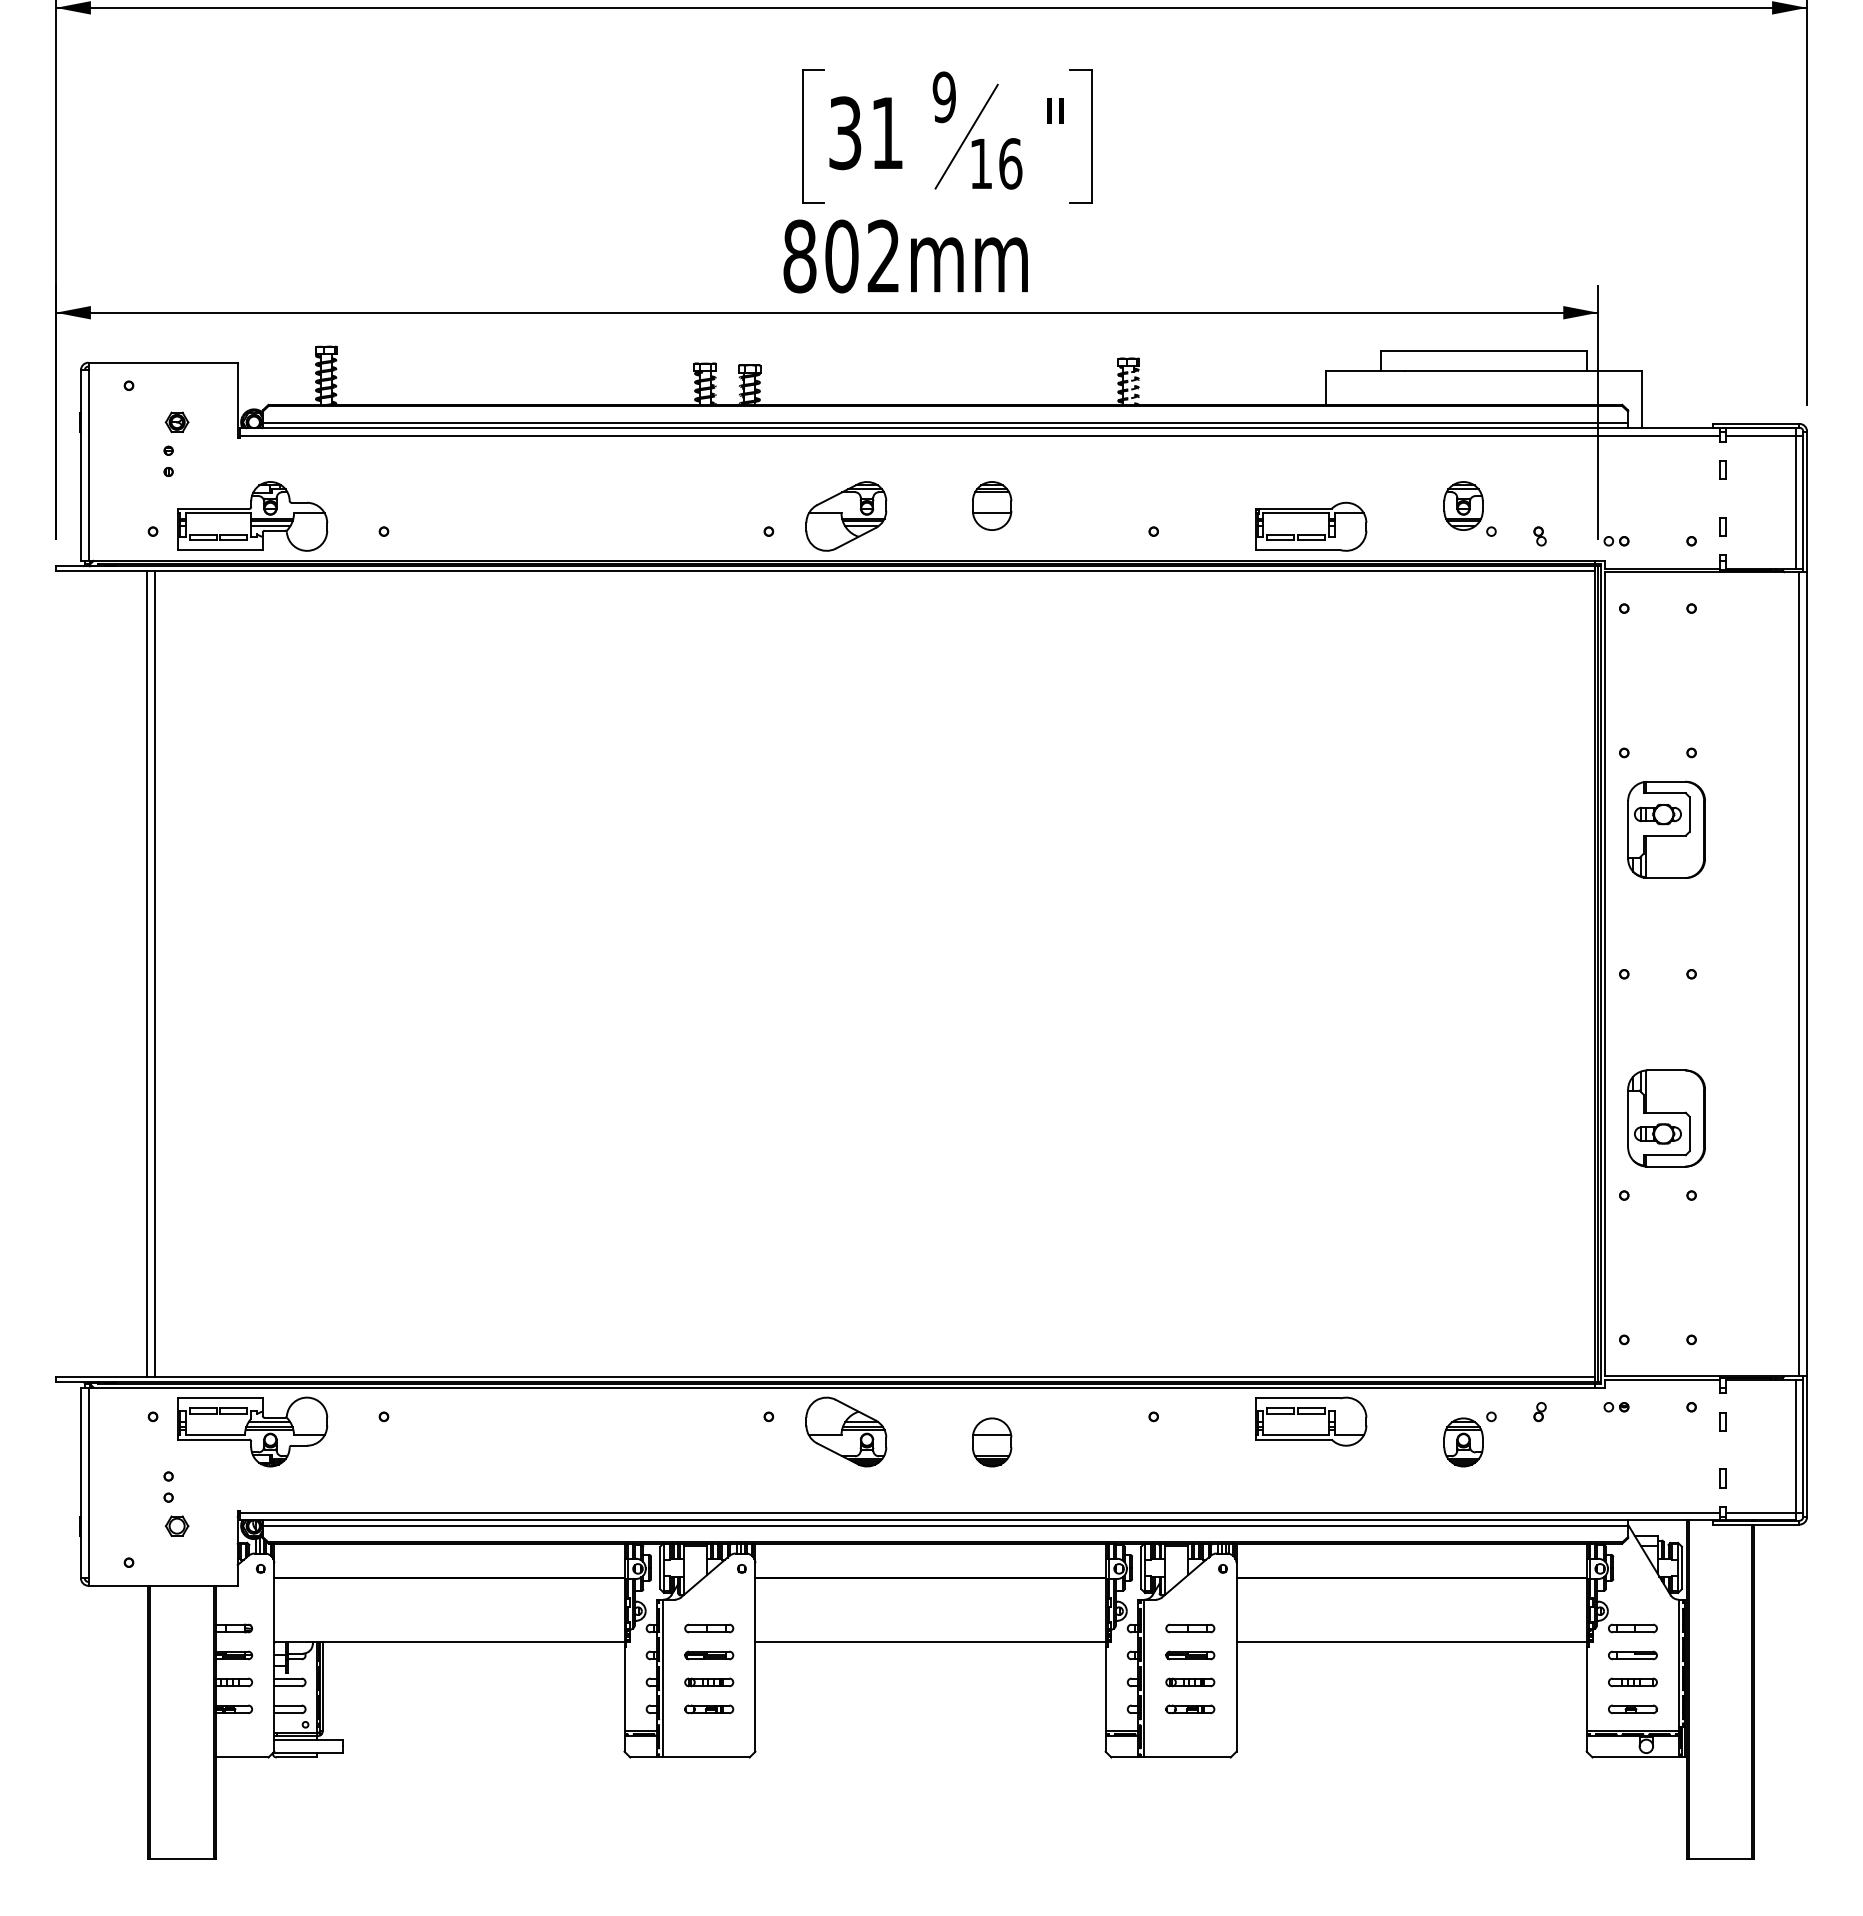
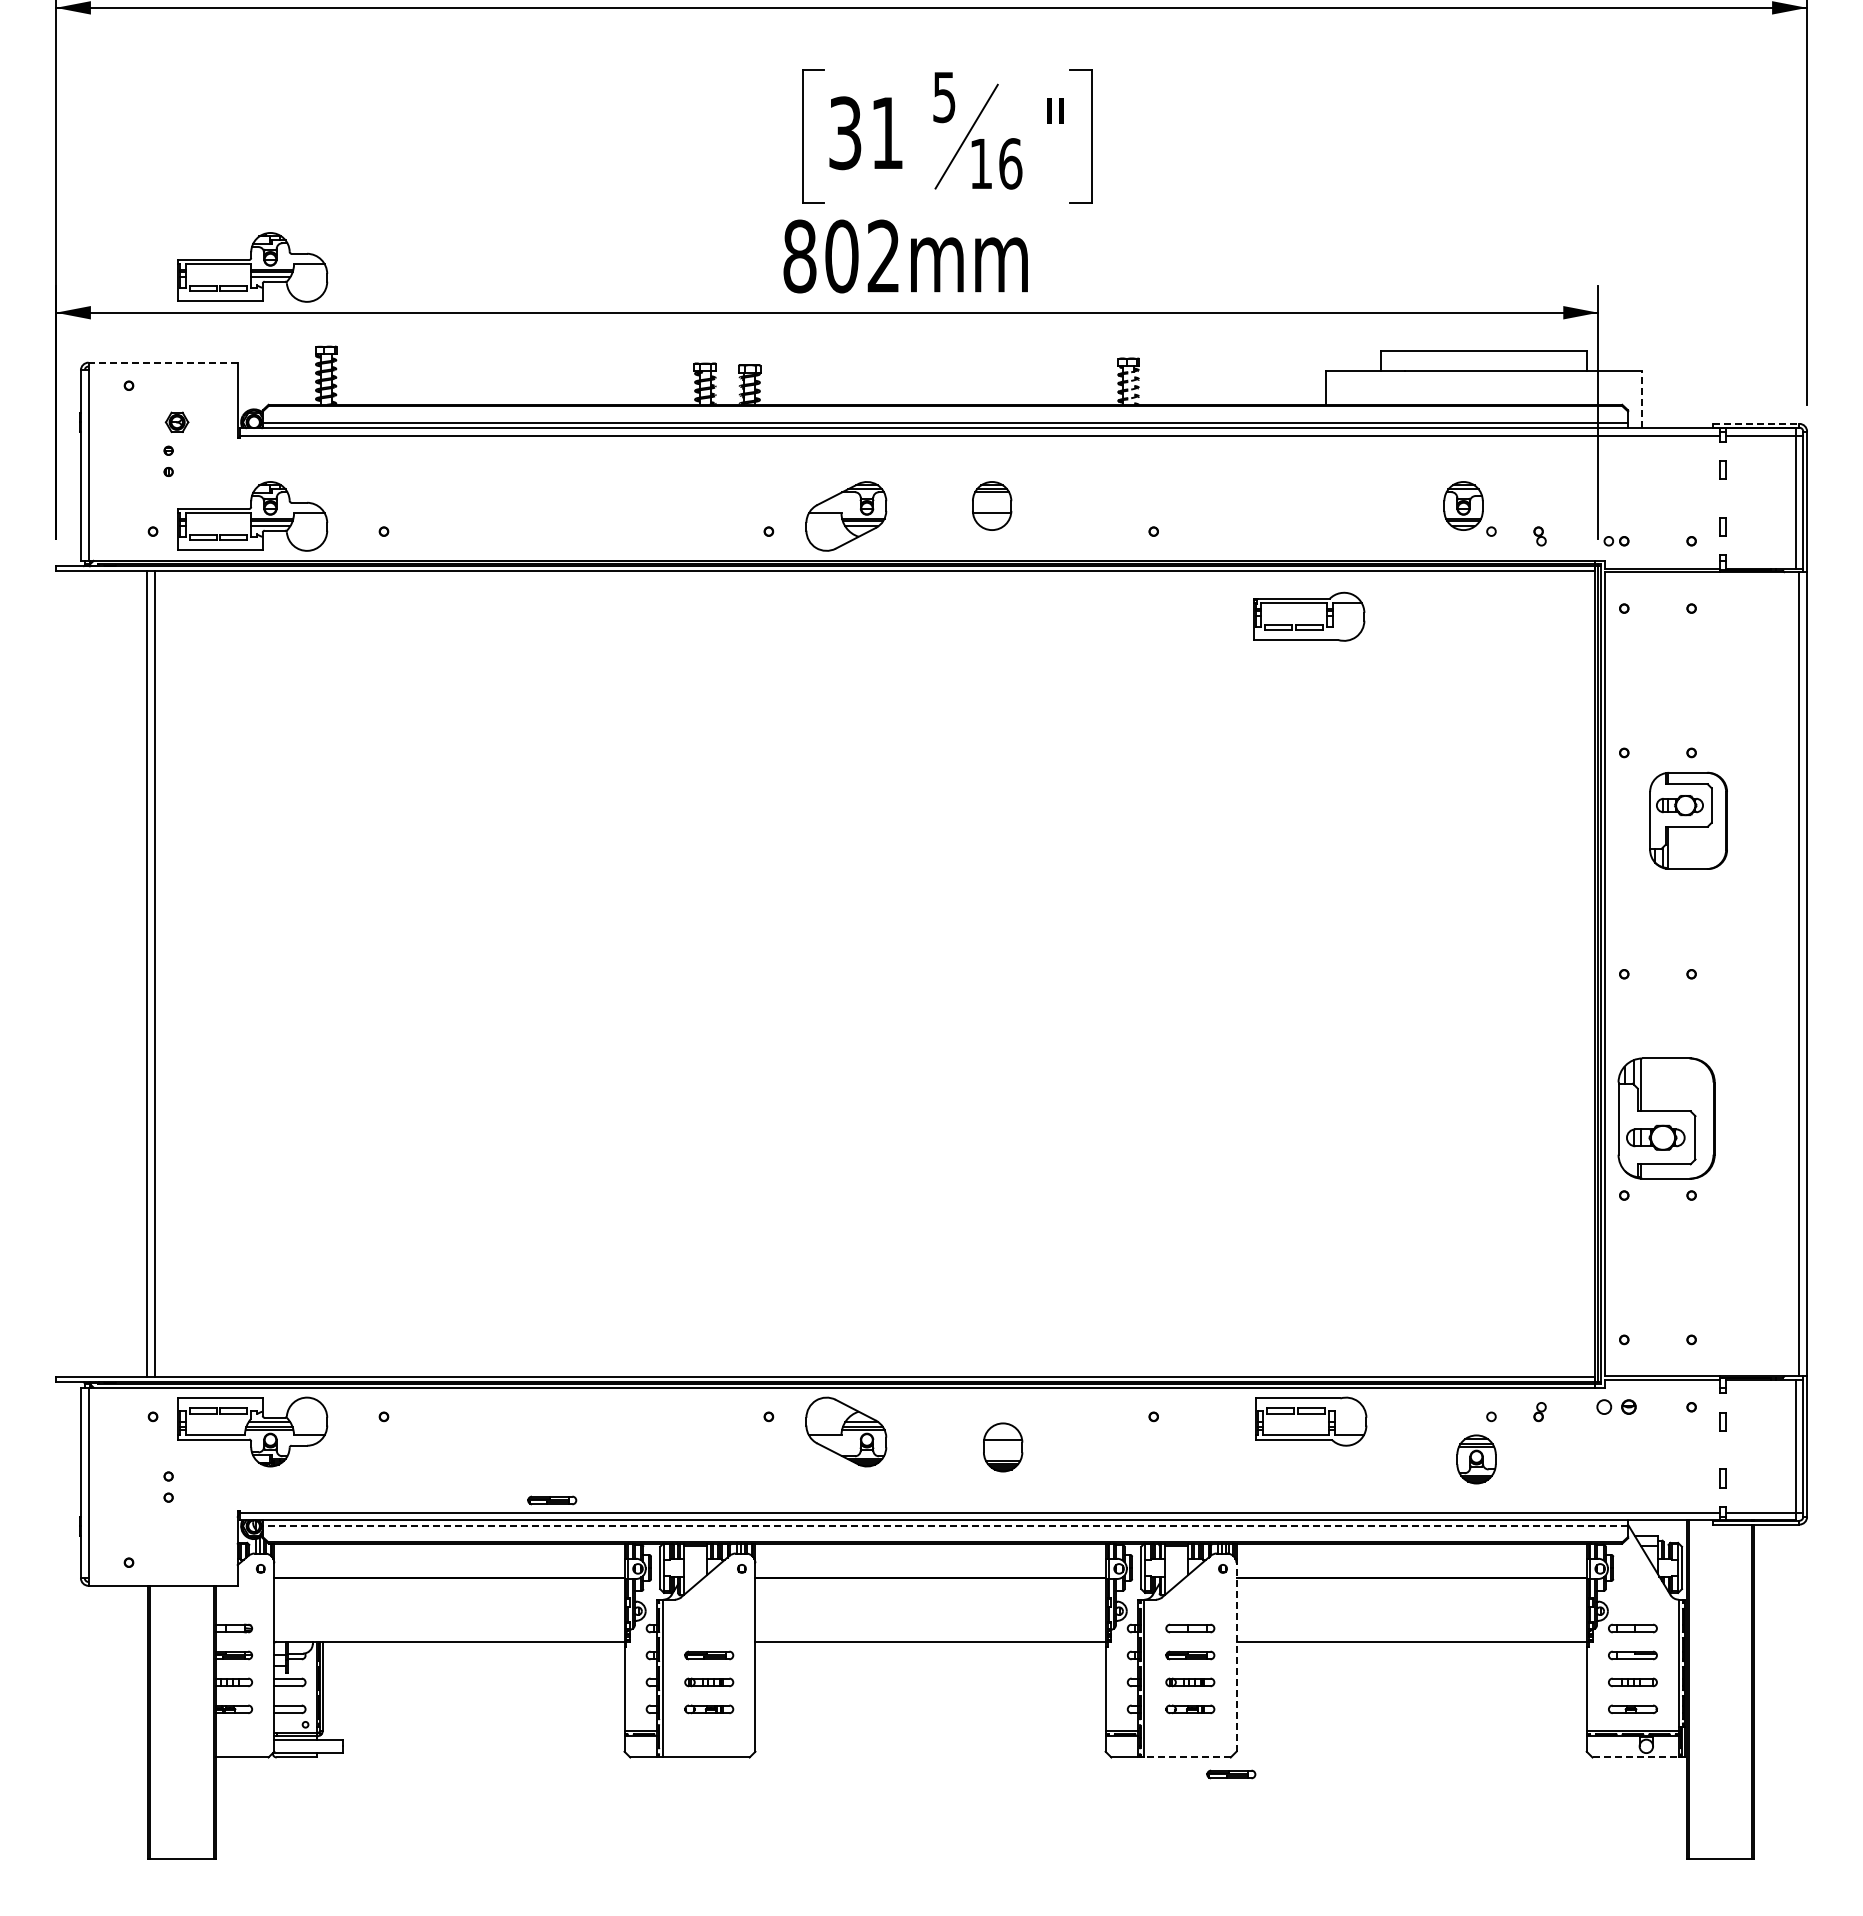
text: 9 -> 5 (943, 96)
part: none -> present (252, 267)
line: solid -> dashed (163, 362)
line: solid -> dashed (1641, 399)
line: solid -> dashed (1756, 423)
part position: (1311, 526) -> (1309, 616) (1309, 616)
part position: (1666, 829) -> (1688, 820) (1688, 820)
part size: 79x99 px -> 99x123 px (1666, 1118)
part size: 27x11 px -> 41x16 px (1616, 1406)
part position: (992, 1442) -> (1003, 1447) (1003, 1447)
part position: (1463, 1442) -> (1476, 1459) (1476, 1459)
part: none -> present (552, 1500)
part: present -> none (176, 1525)
line: solid -> dashed (945, 1525)
part: present -> none (709, 1628)
line: solid -> dashed (1236, 1656)
line: solid -> dashed (1186, 1757)
line: solid -> dashed (1636, 1757)
part: none -> present (1231, 1774)
